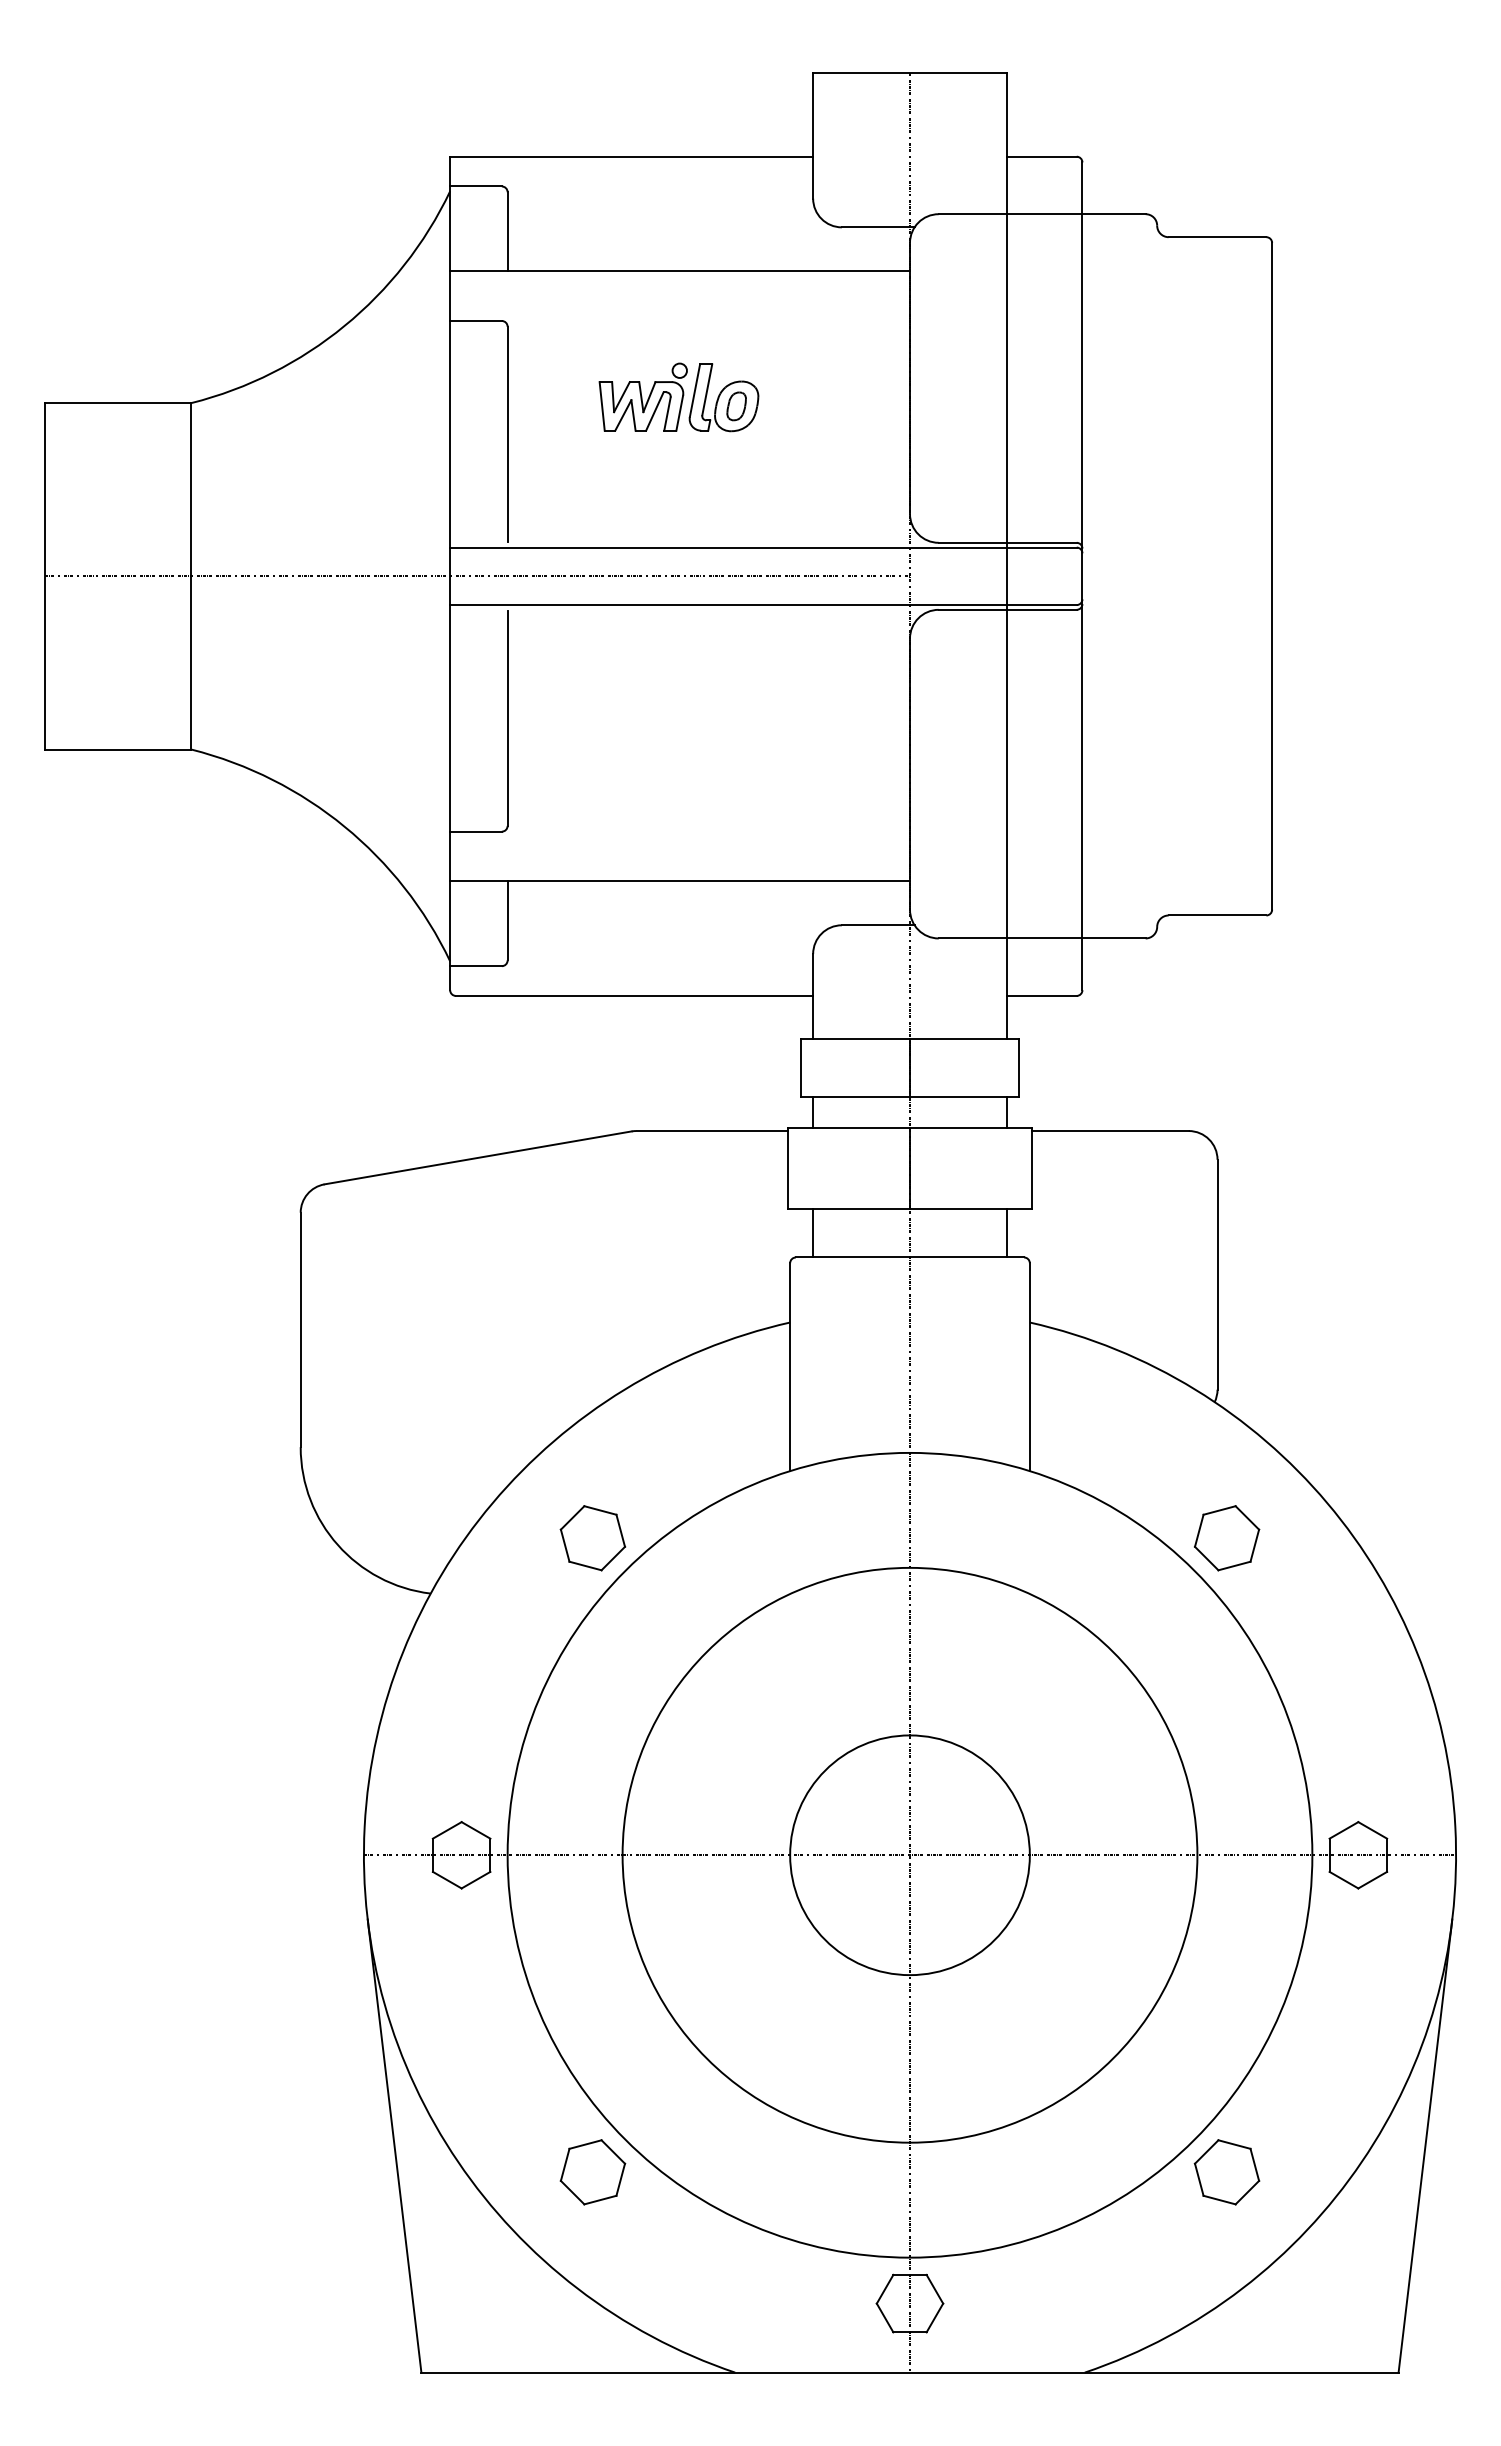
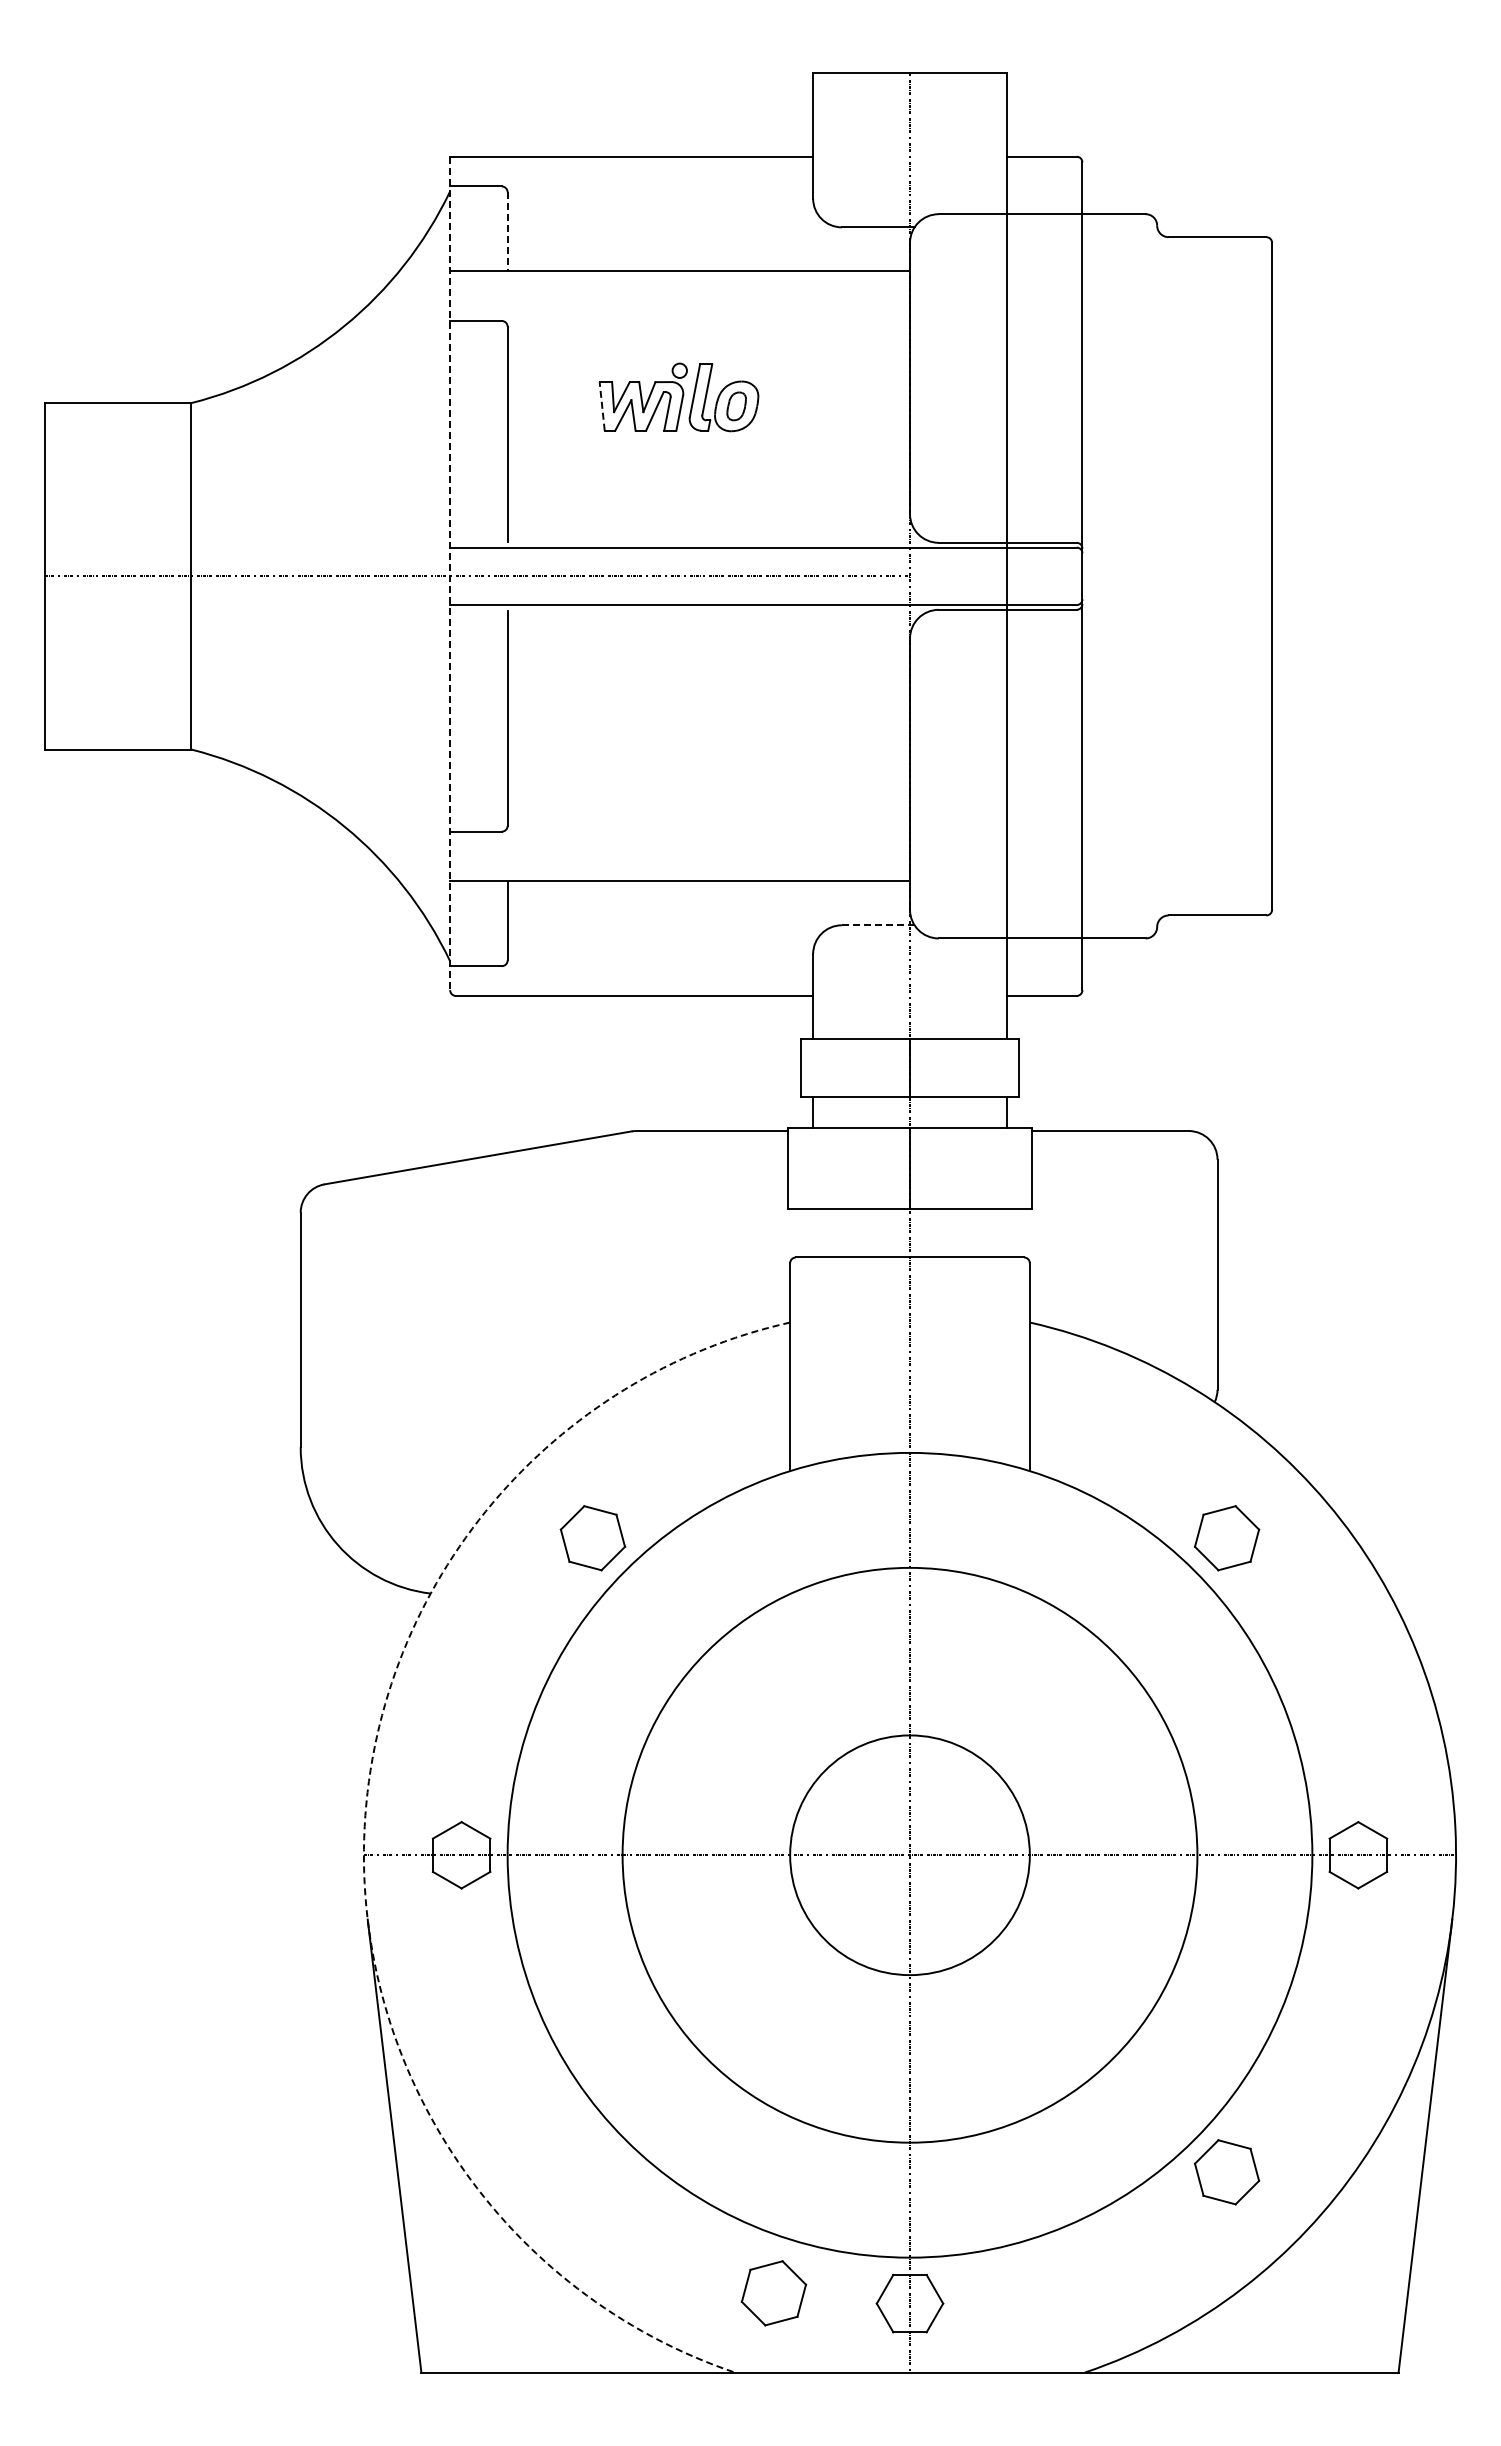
line: solid -> dashed (507, 232)
line: solid -> dashed (602, 405)
line: solid -> dashed (450, 573)
line: solid -> dashed (877, 925)
line: present -> none (813, 1232)
line: present -> none (1006, 1232)
arc: solid -> dashed (364, 1826)
part position: (592, 2172) -> (773, 2293) (773, 2293)
